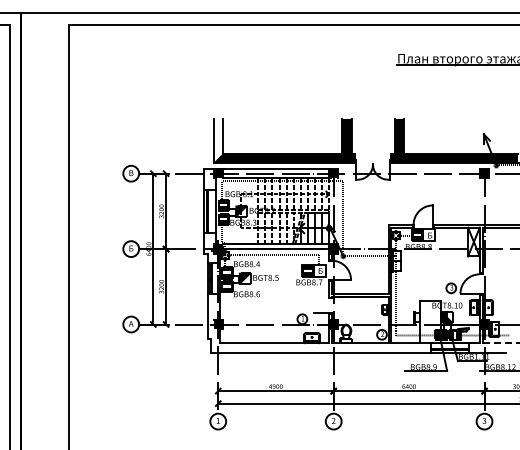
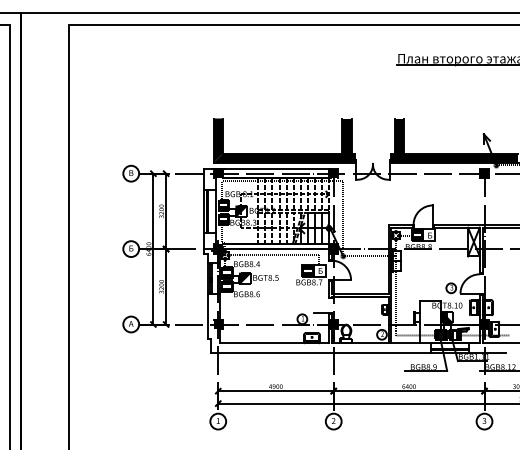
fill: none -> present (217, 140)
line: dashed -> solid (501, 343)
